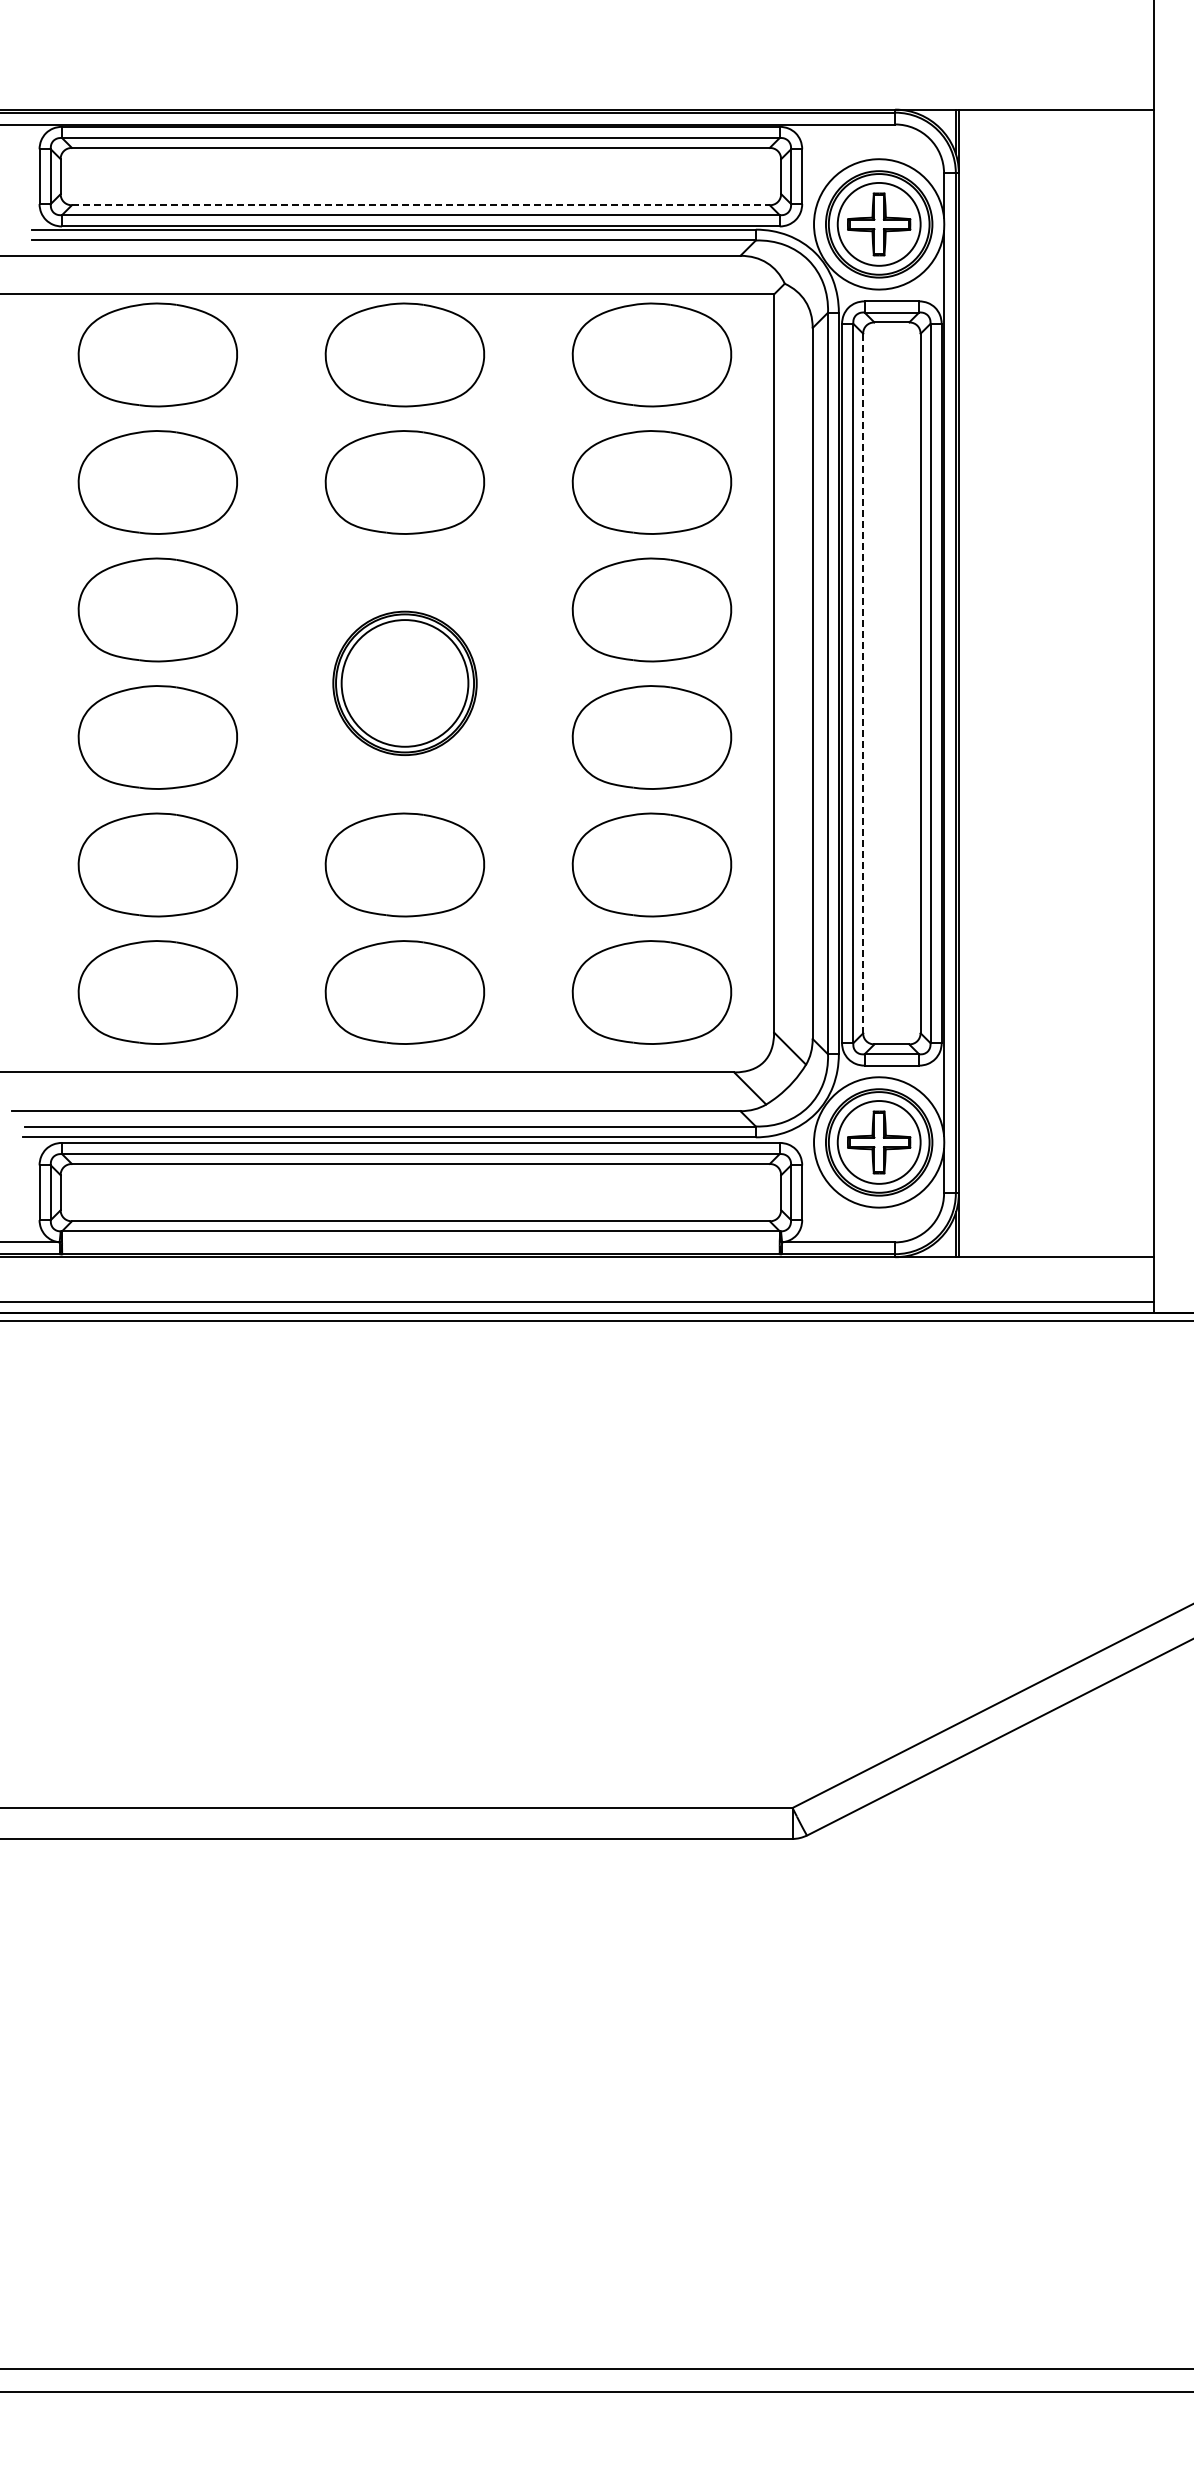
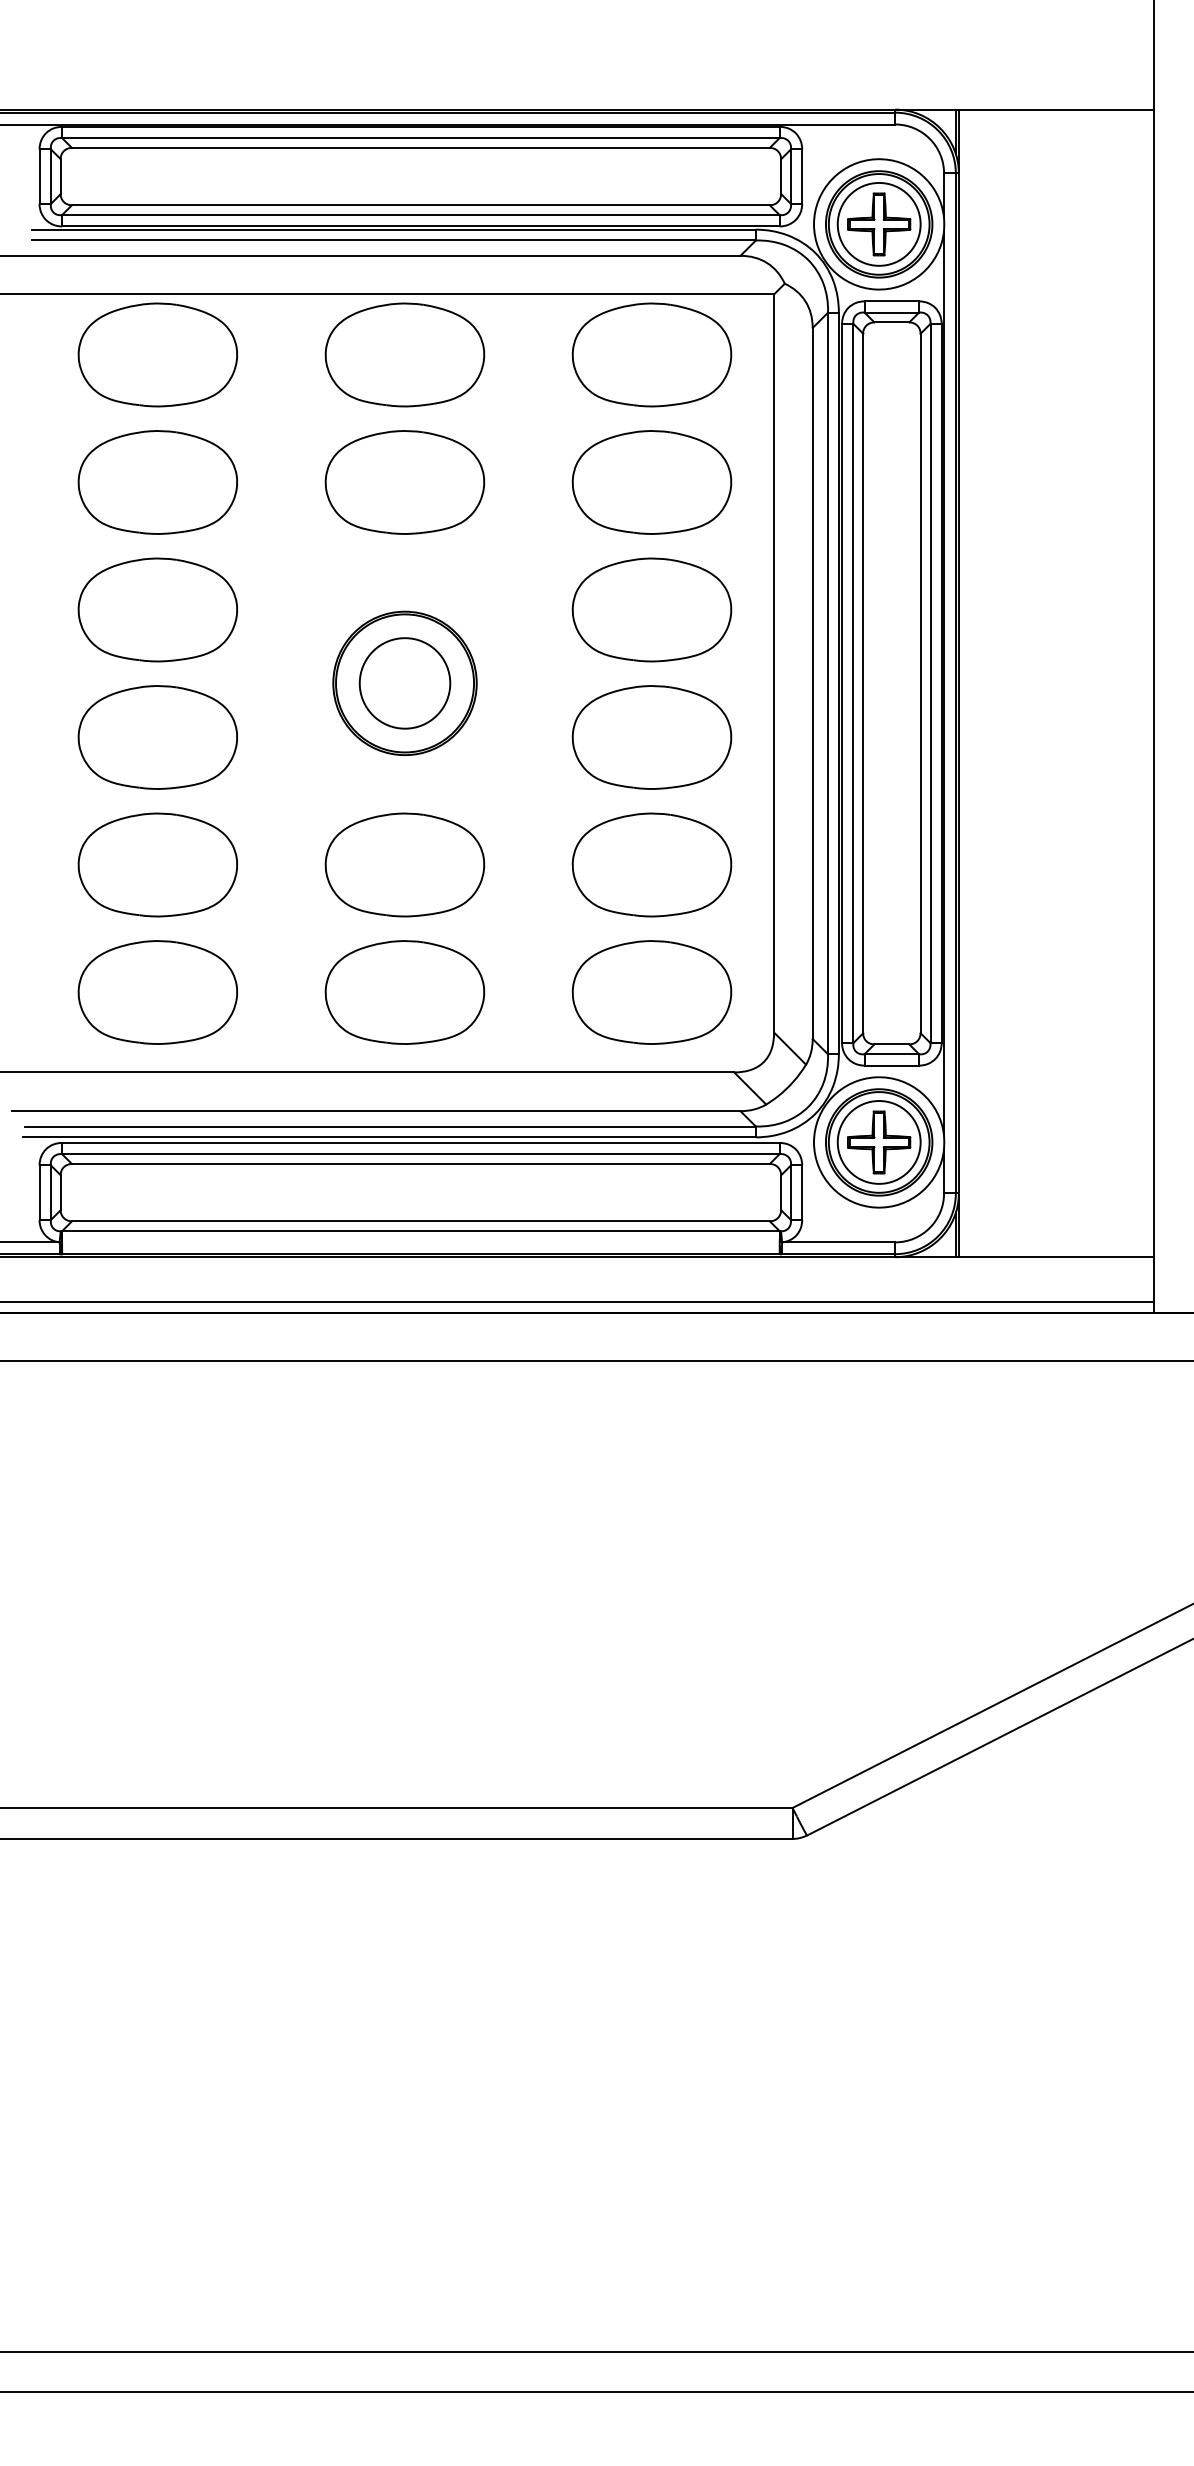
line: dashed -> solid (420, 205)
circle diameter: 127 px -> 91 px (404, 683)
line: dashed -> solid (863, 683)
line position: (596, 1320) -> (596, 1360) (596, 1360)
line position: (596, 2369) -> (596, 2352) (596, 2352)
